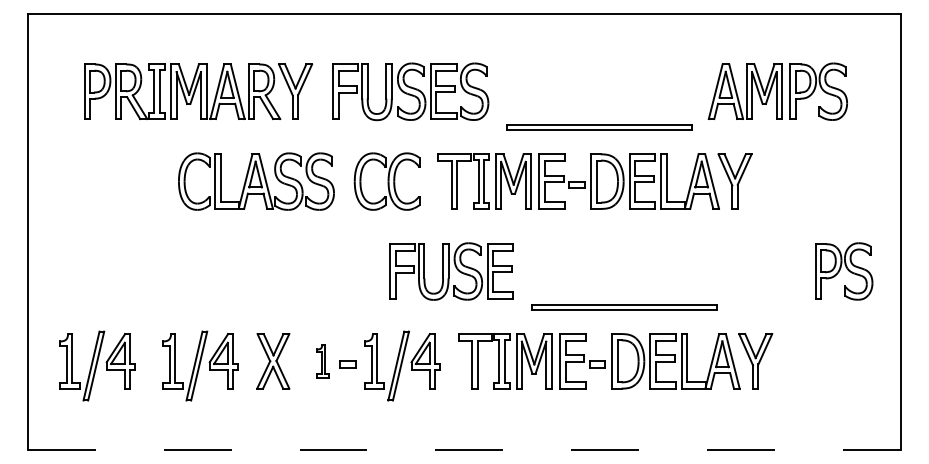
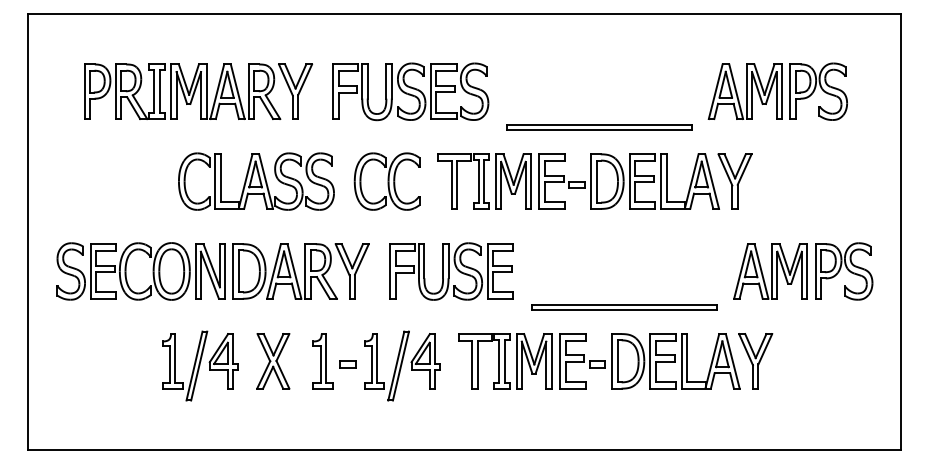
part: none -> present (212, 271)
part: none -> present (770, 271)
part size: 14x35 px -> 22x57 px (322, 361)
part: present -> none (97, 365)
line: dashed -> solid (464, 450)
